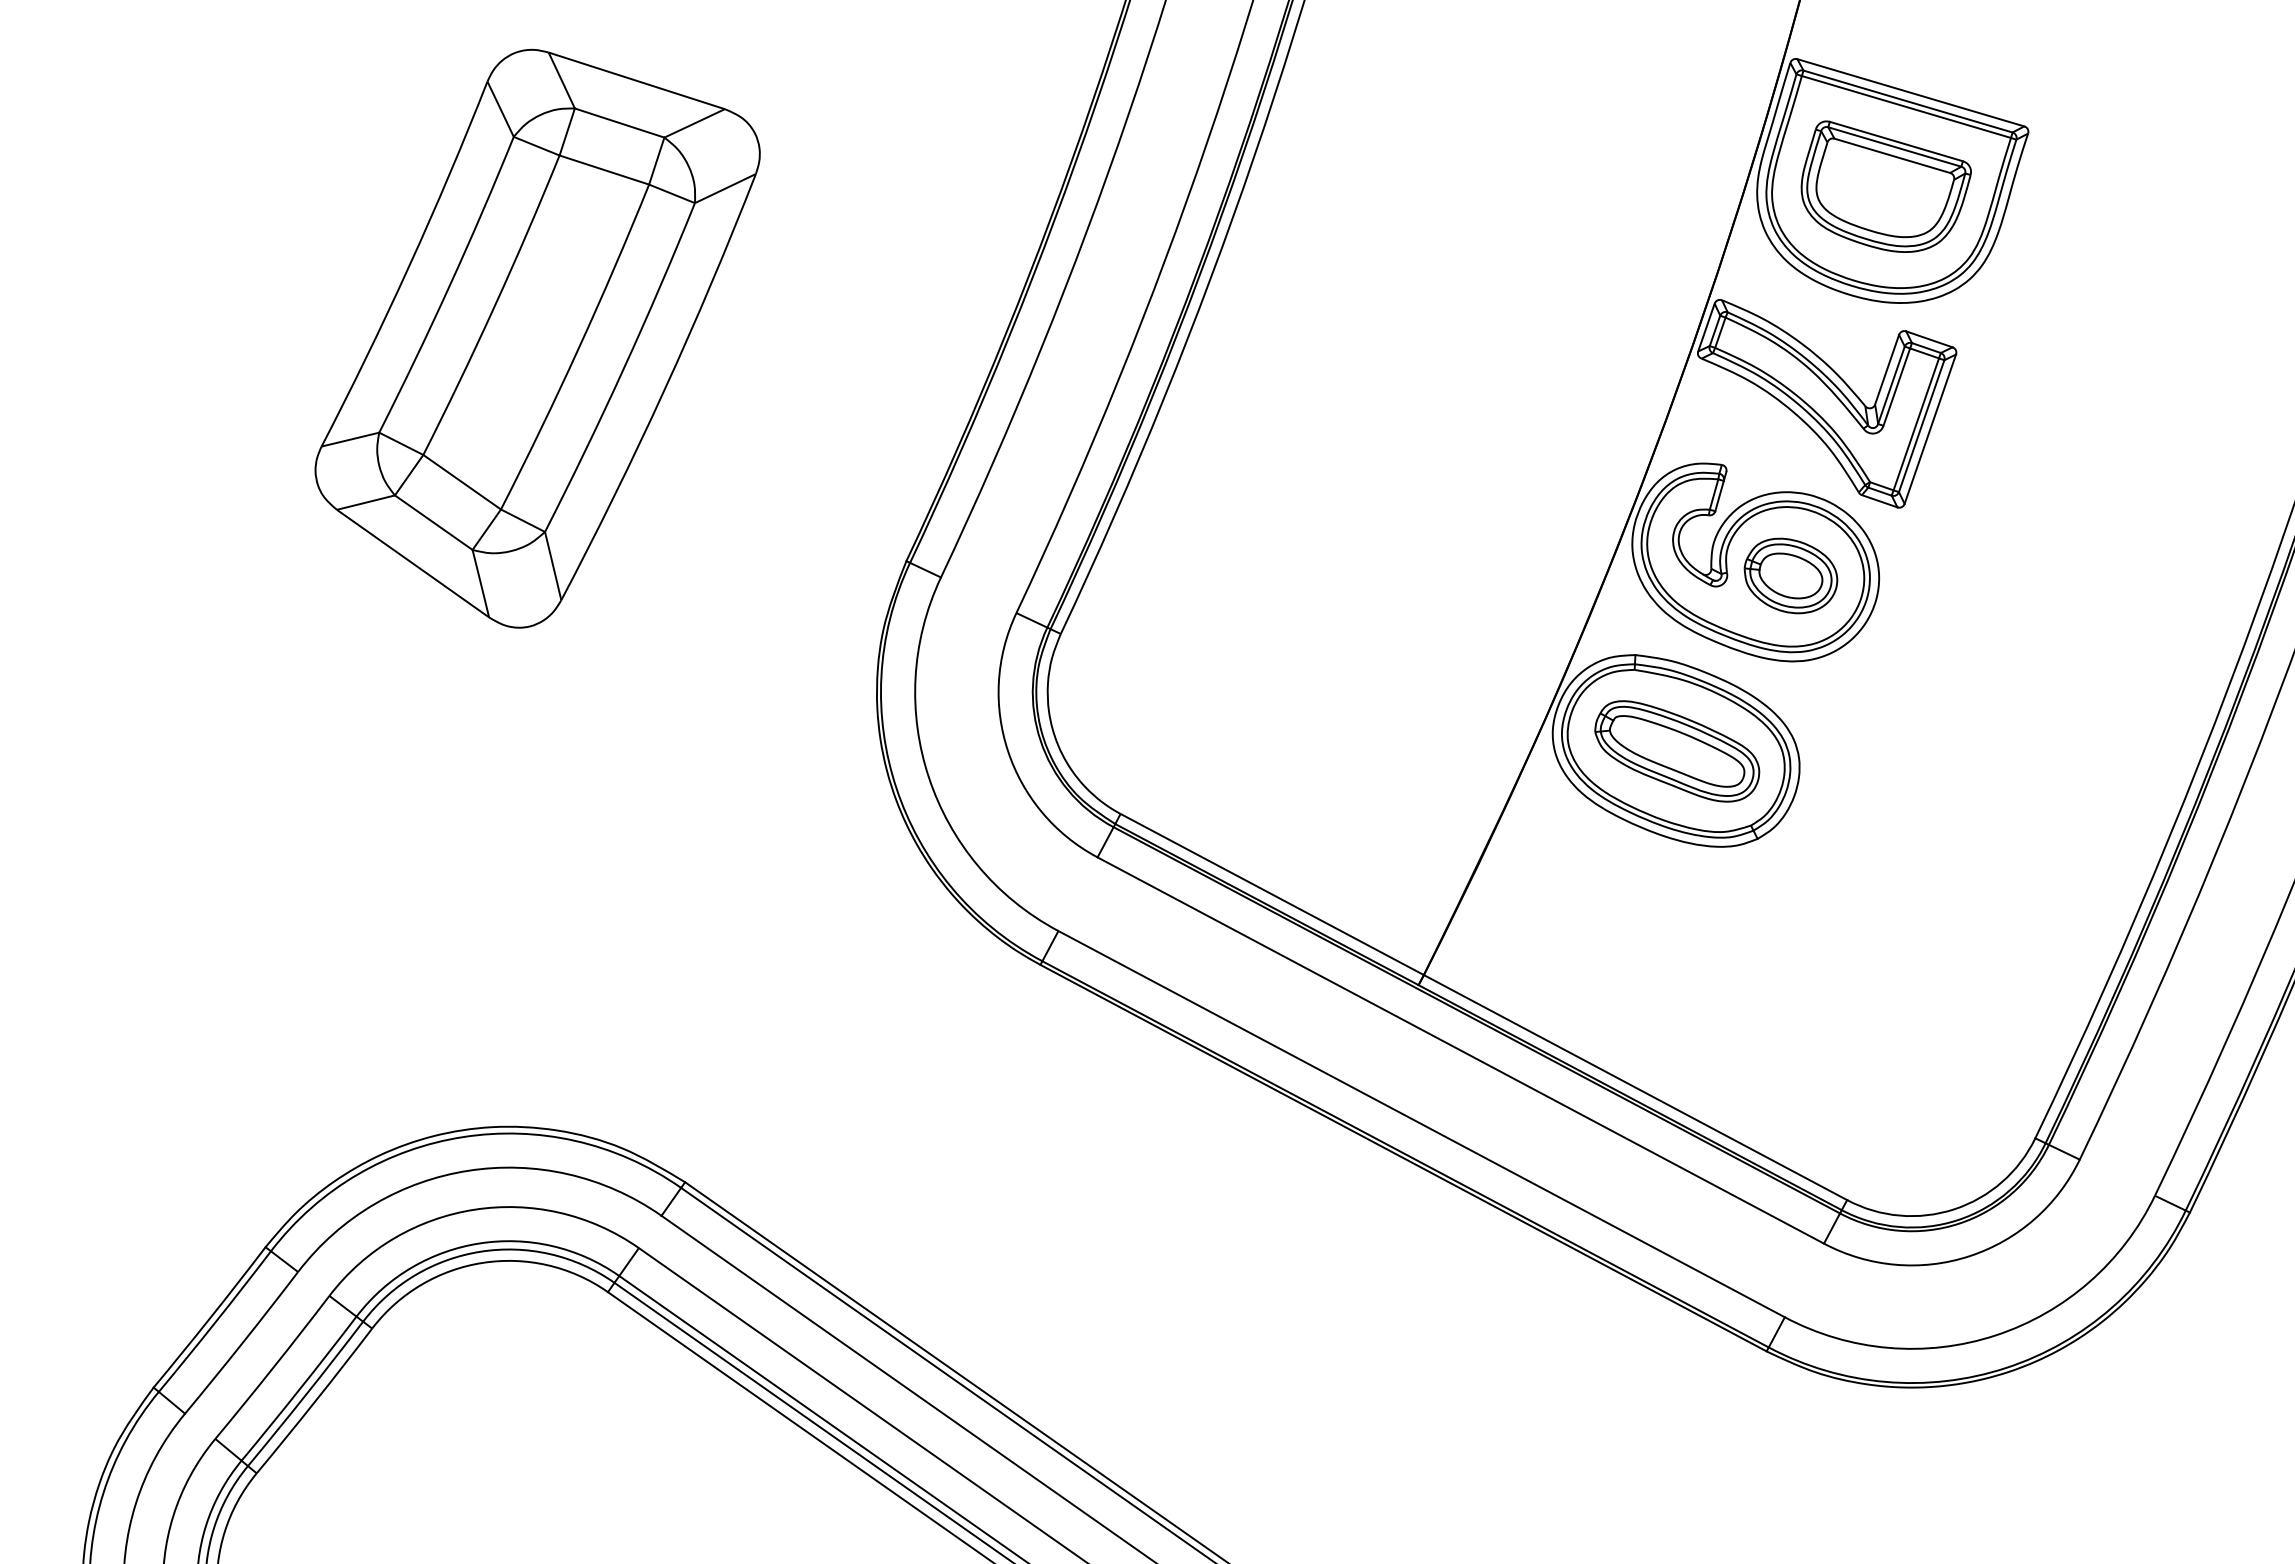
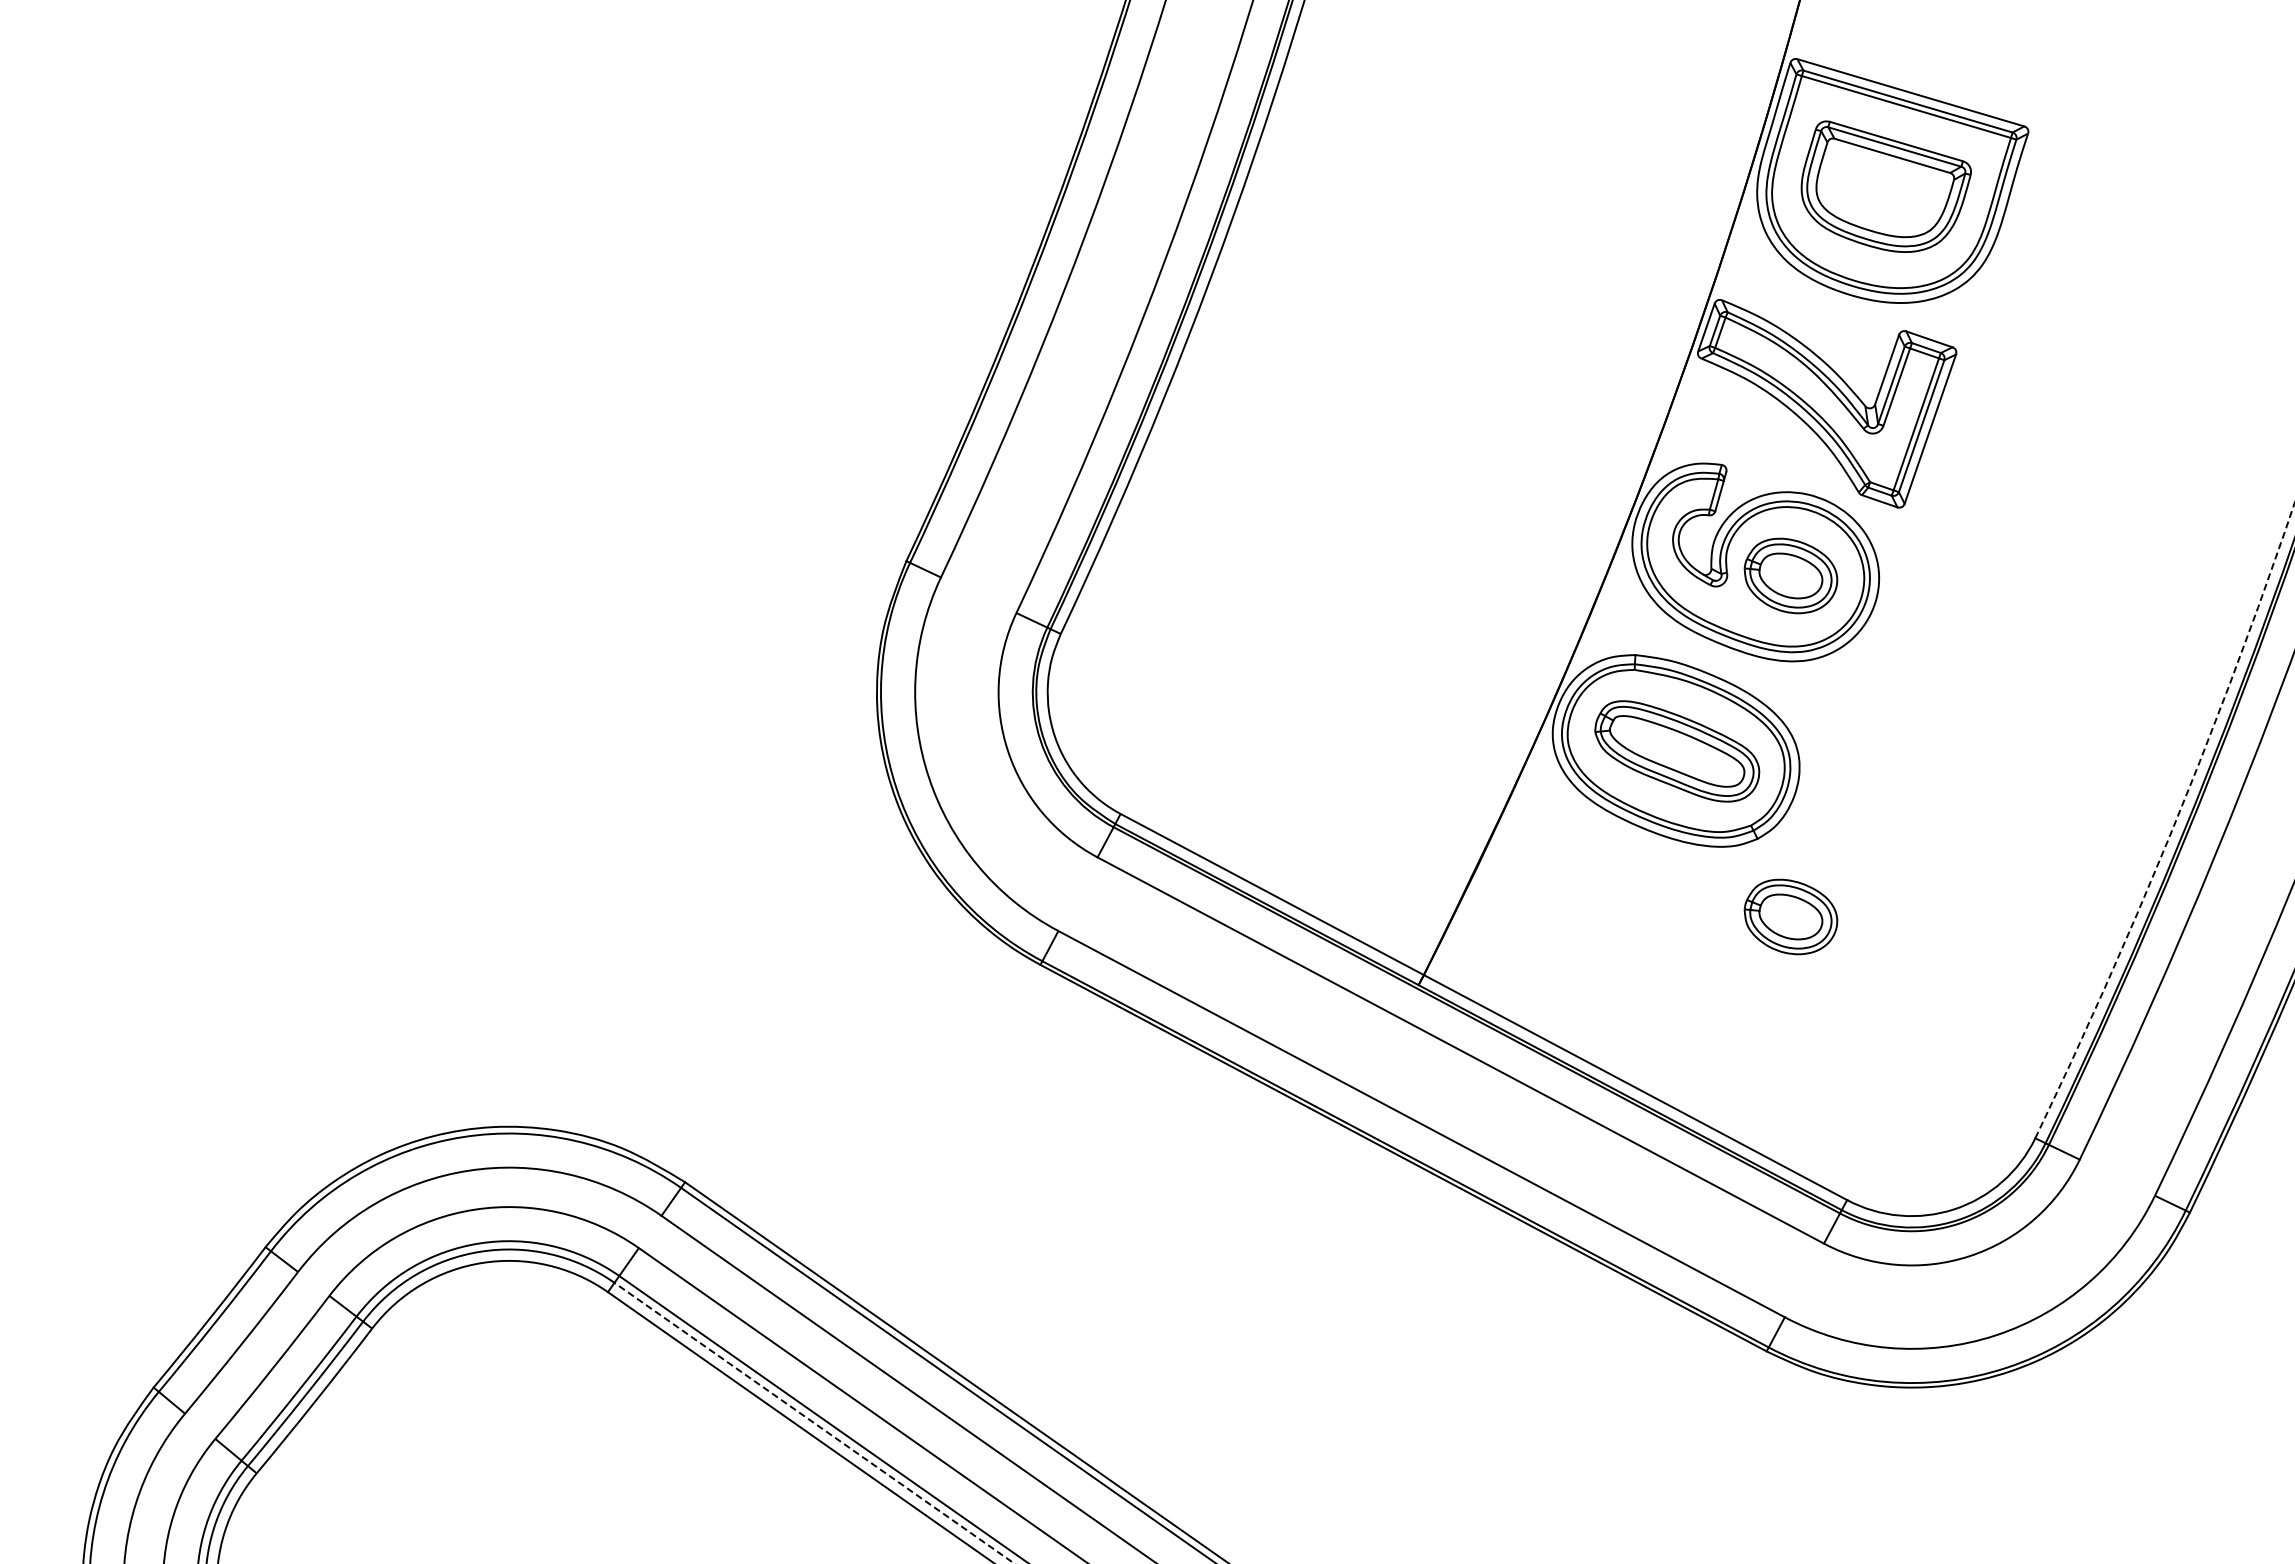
part: present -> none (537, 338)
arc: solid -> dashed (2174, 823)
part: none -> present (1790, 916)
line: solid -> dashed (814, 1423)
